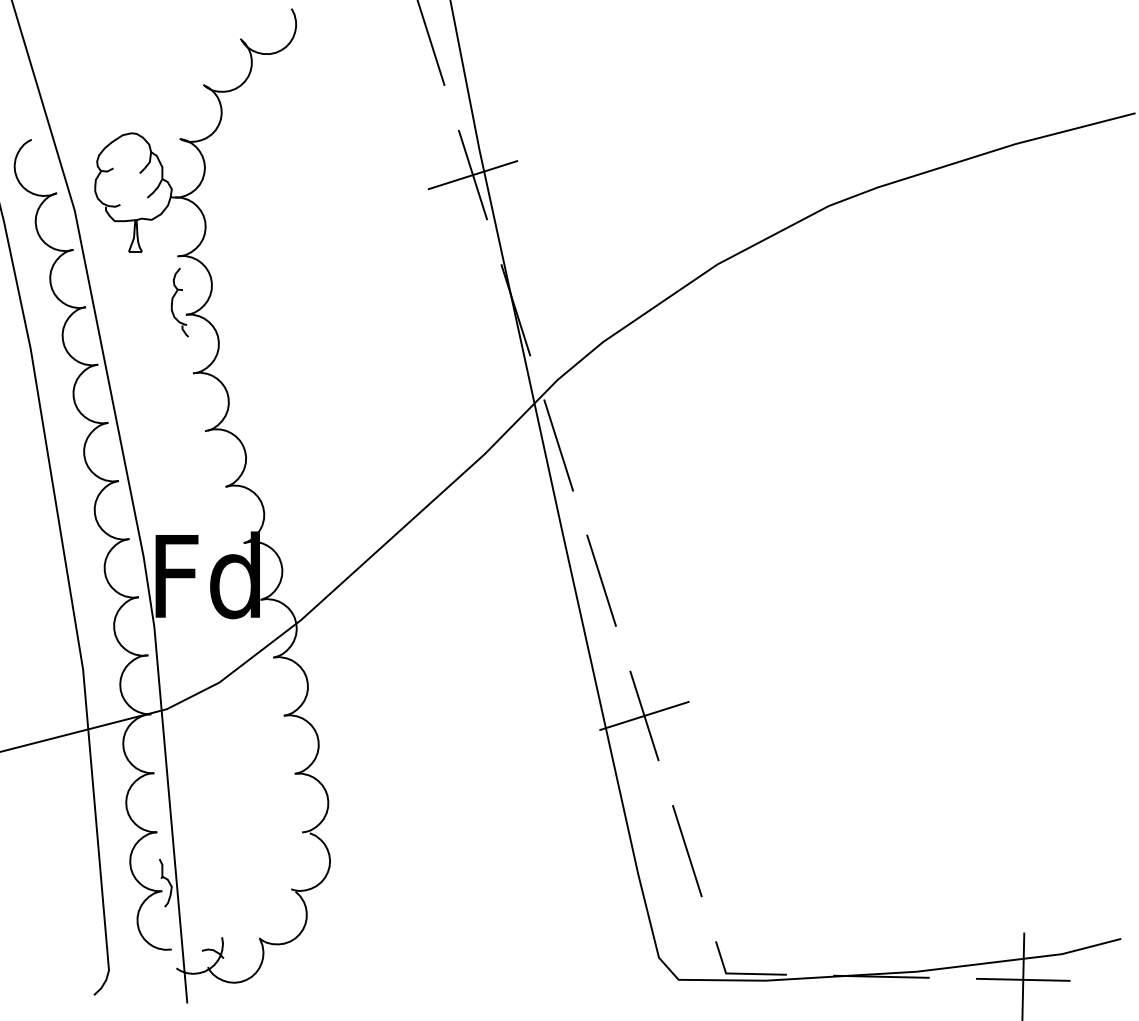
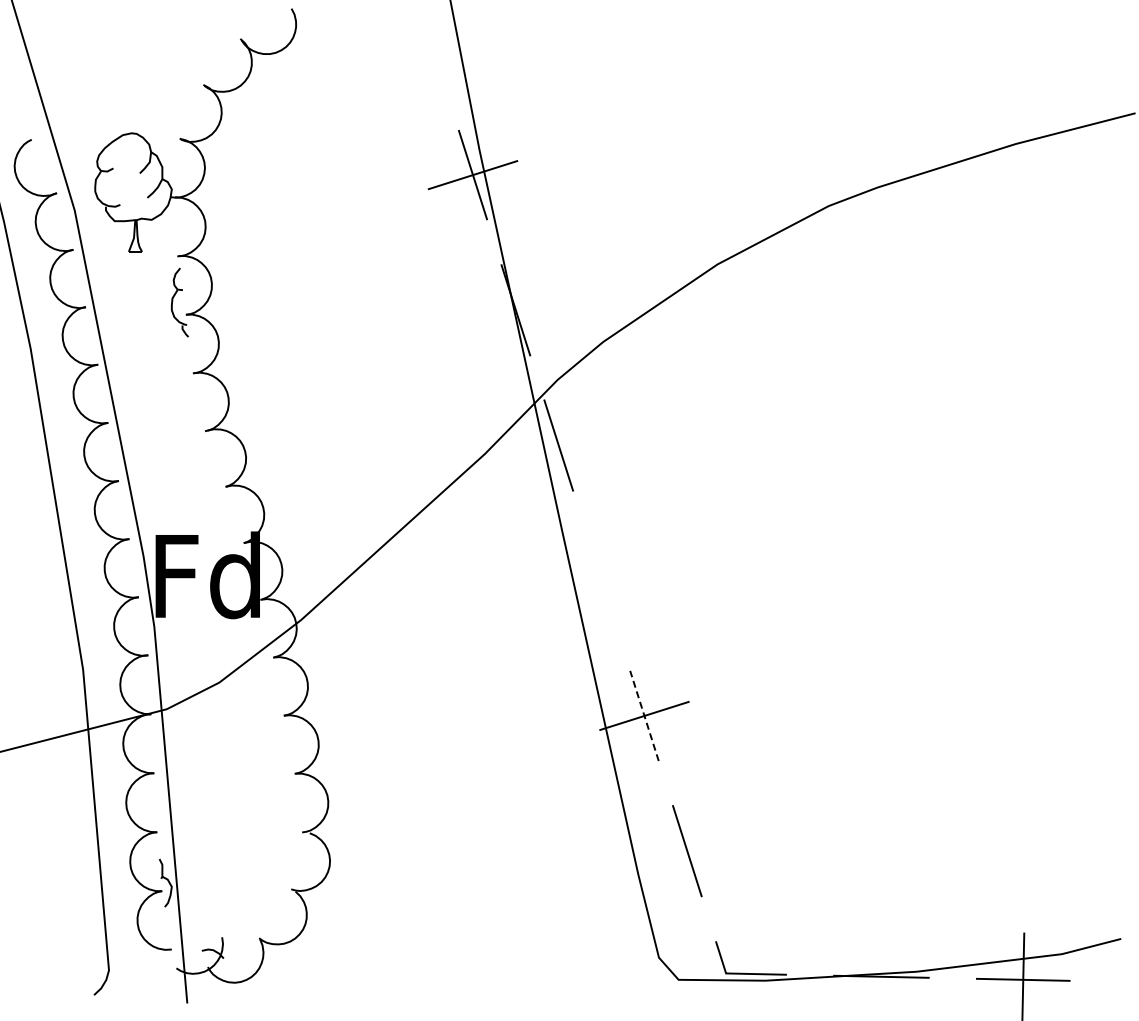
line: present -> none (431, 43)
line: present -> none (601, 580)
line: solid -> dashed (644, 715)
